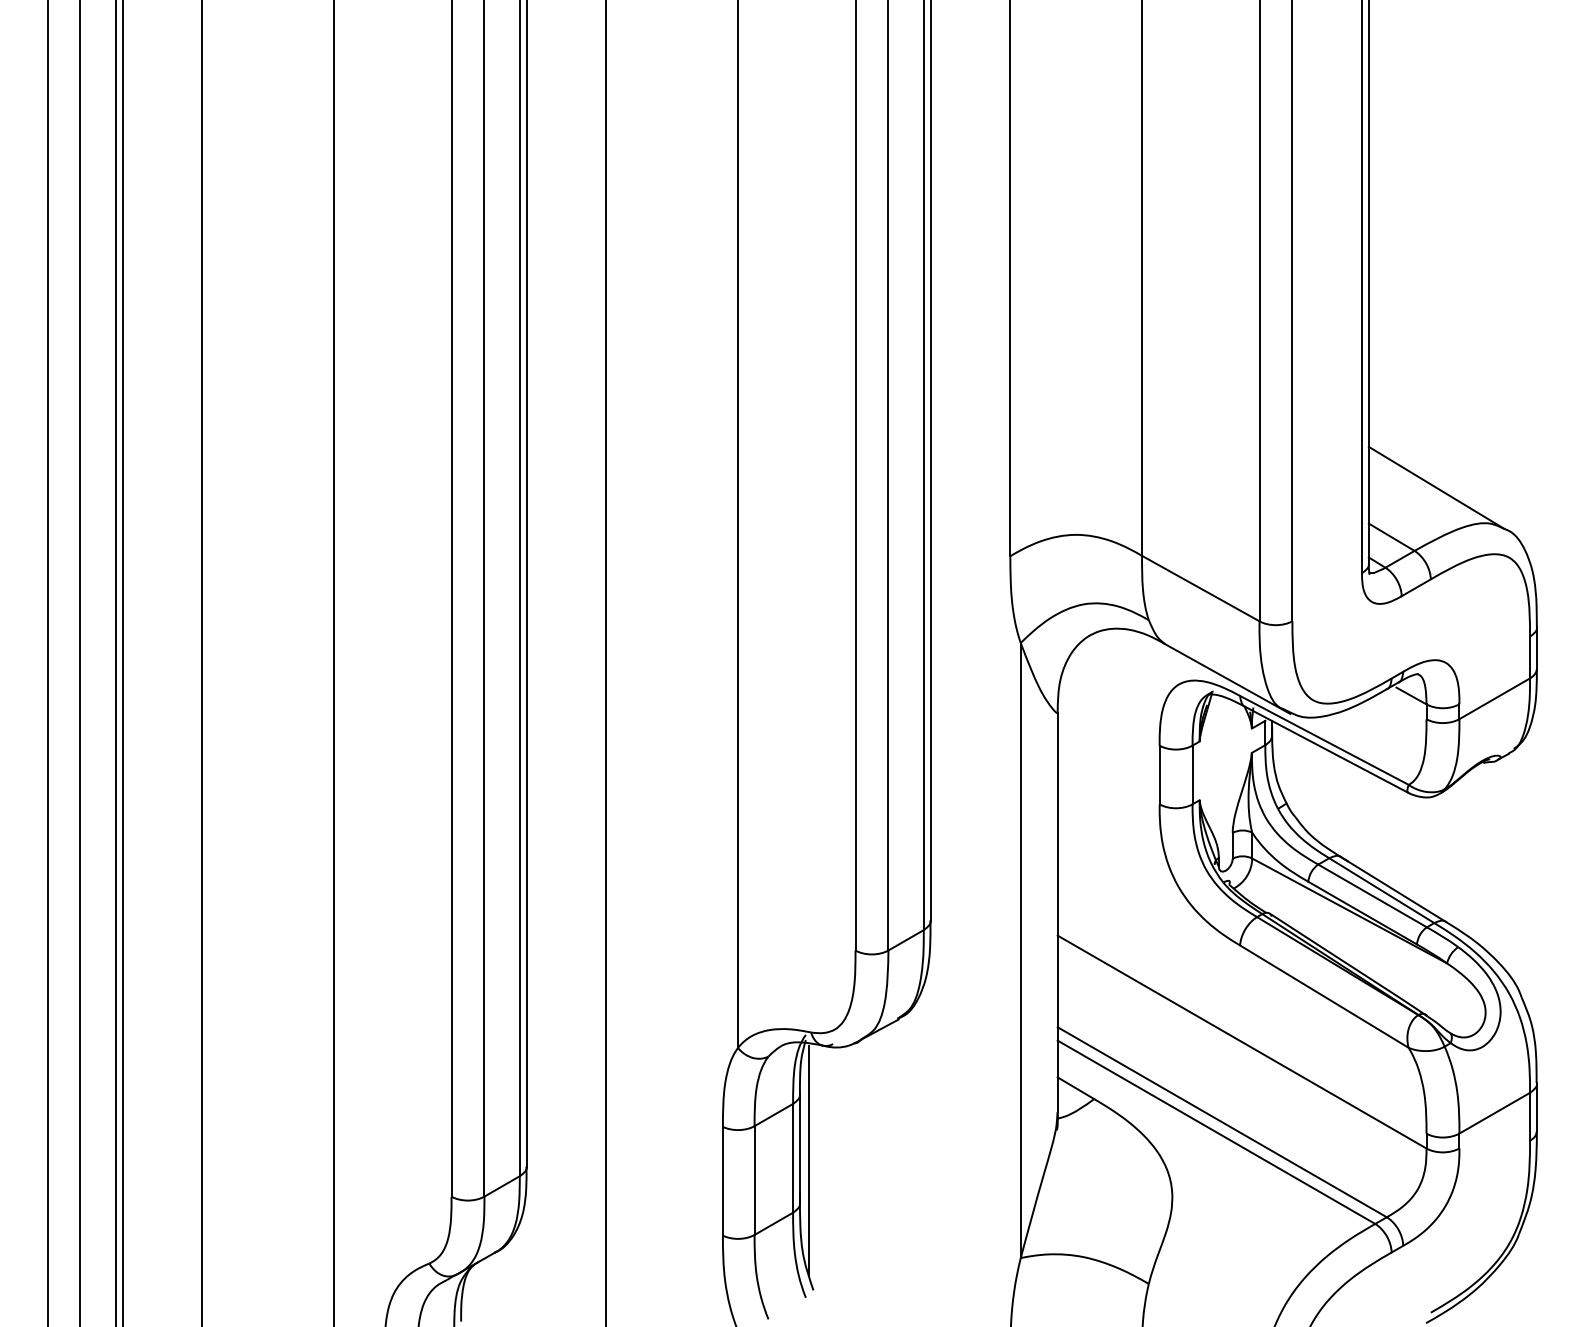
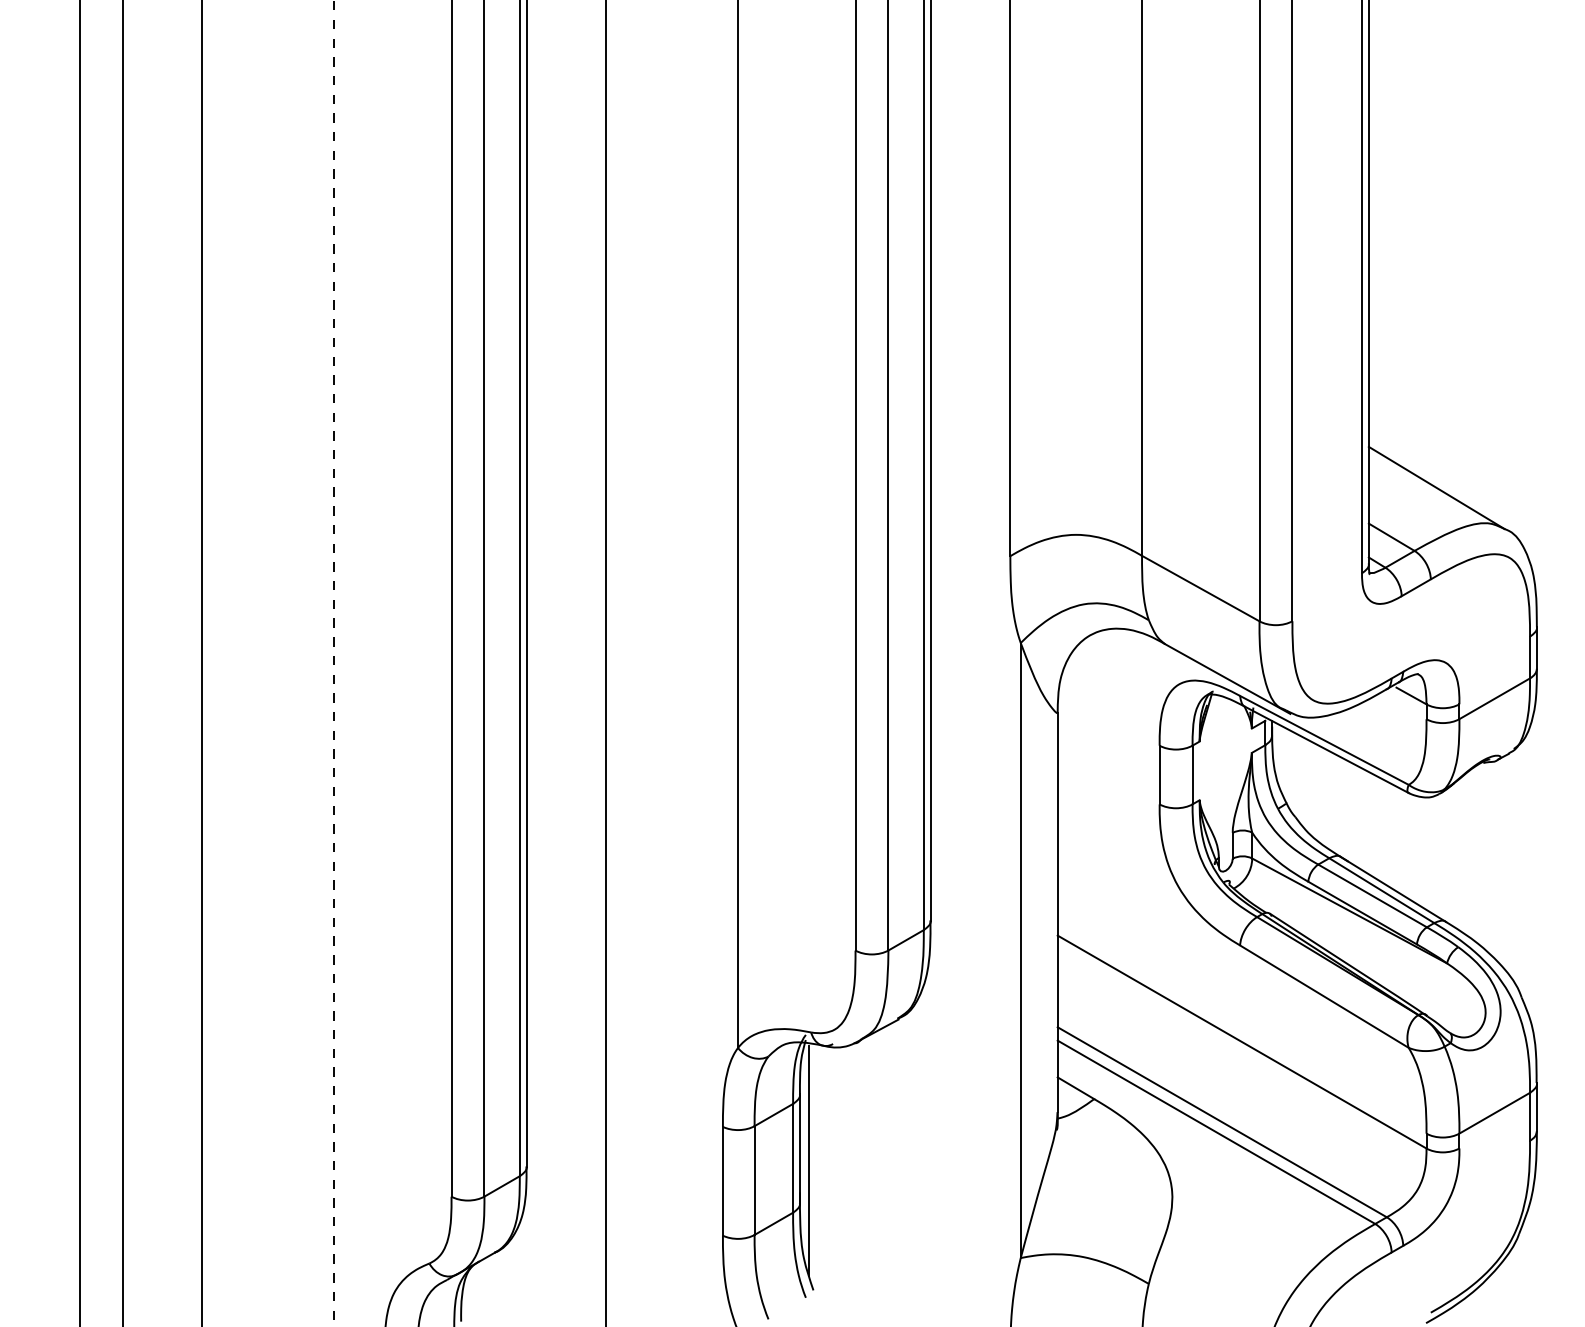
line: present -> none (47, 662)
line: present -> none (115, 662)
line: solid -> dashed (334, 663)
